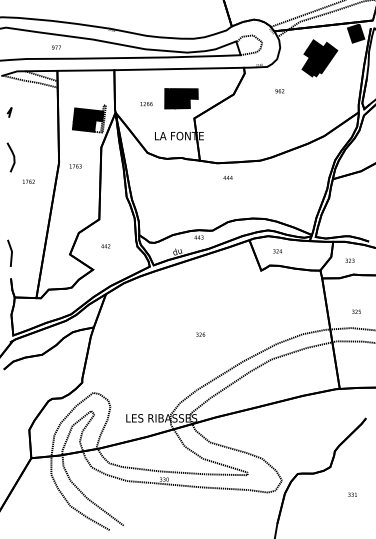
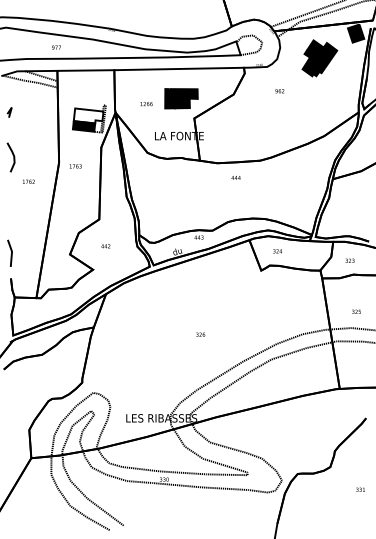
fill: present -> none (88, 115)
text position: (227, 177) -> (235, 177) (235, 177)
text position: (352, 494) -> (360, 489) (360, 489)
